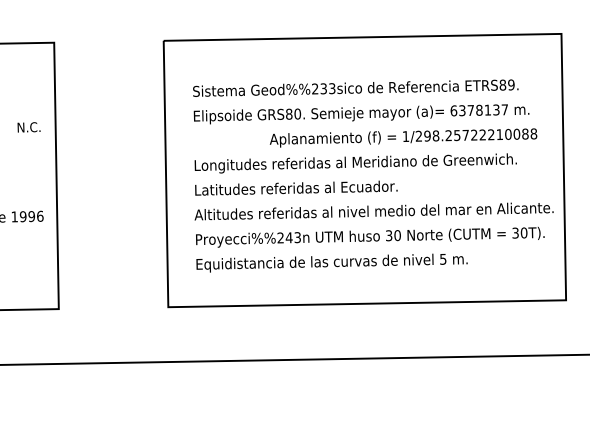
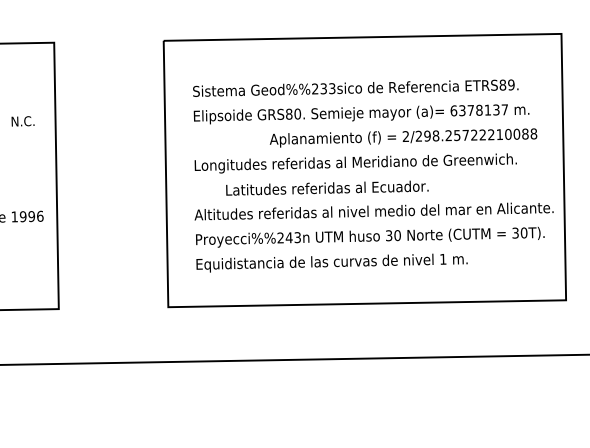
text position: (28, 127) -> (22, 121) (22, 121)
text: 1/298.25722210088 -> 2/298.25722210088 (405, 136)
text position: (296, 187) -> (327, 187) (327, 187)
text: 5 -> 1 (443, 259)
